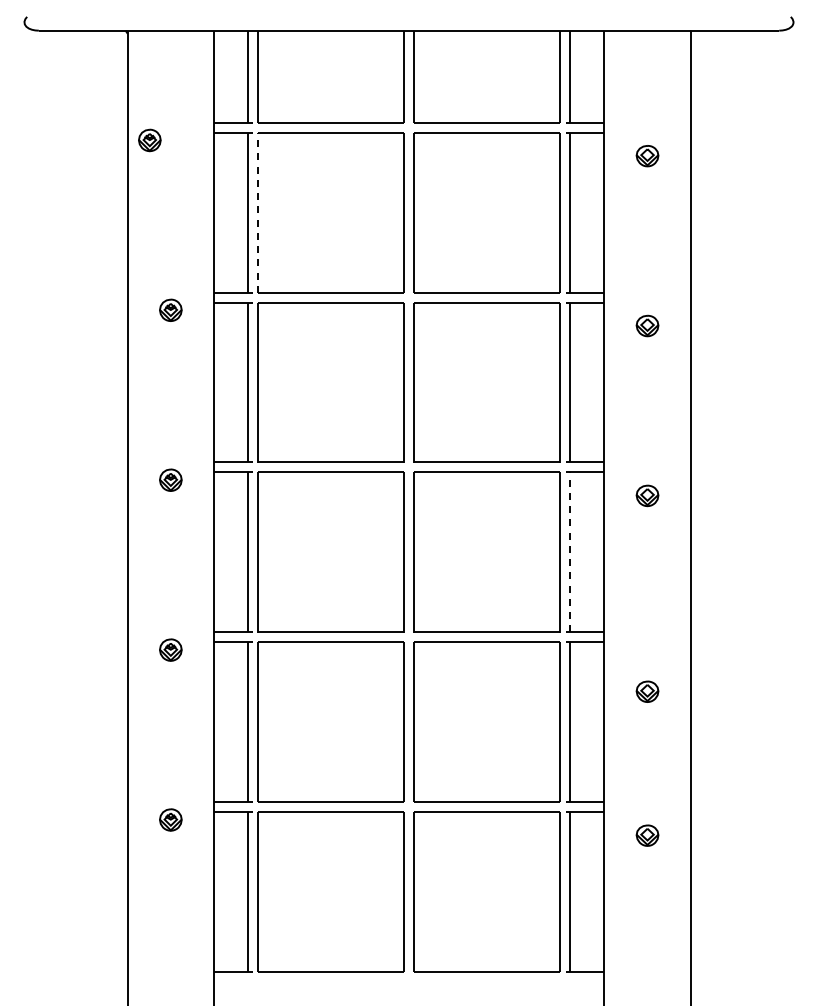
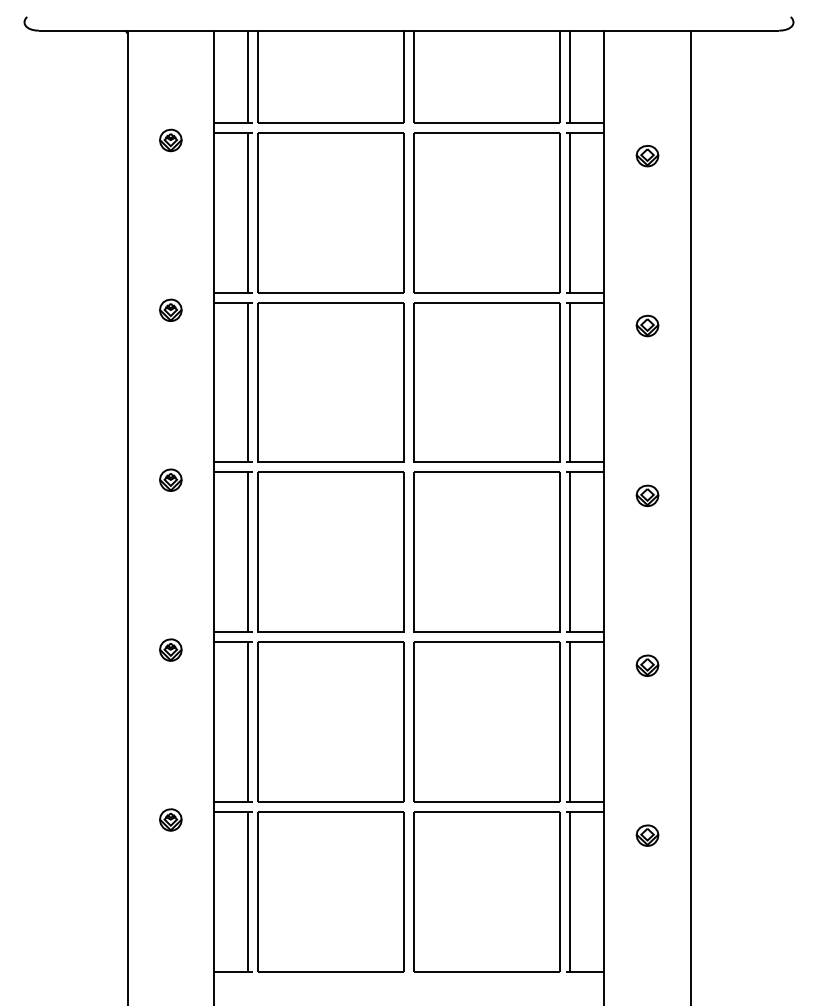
part position: (149, 140) -> (170, 140) (170, 140)
line: dashed -> solid (258, 212)
line: dashed -> solid (570, 552)
part position: (647, 691) -> (647, 665) (647, 665)
